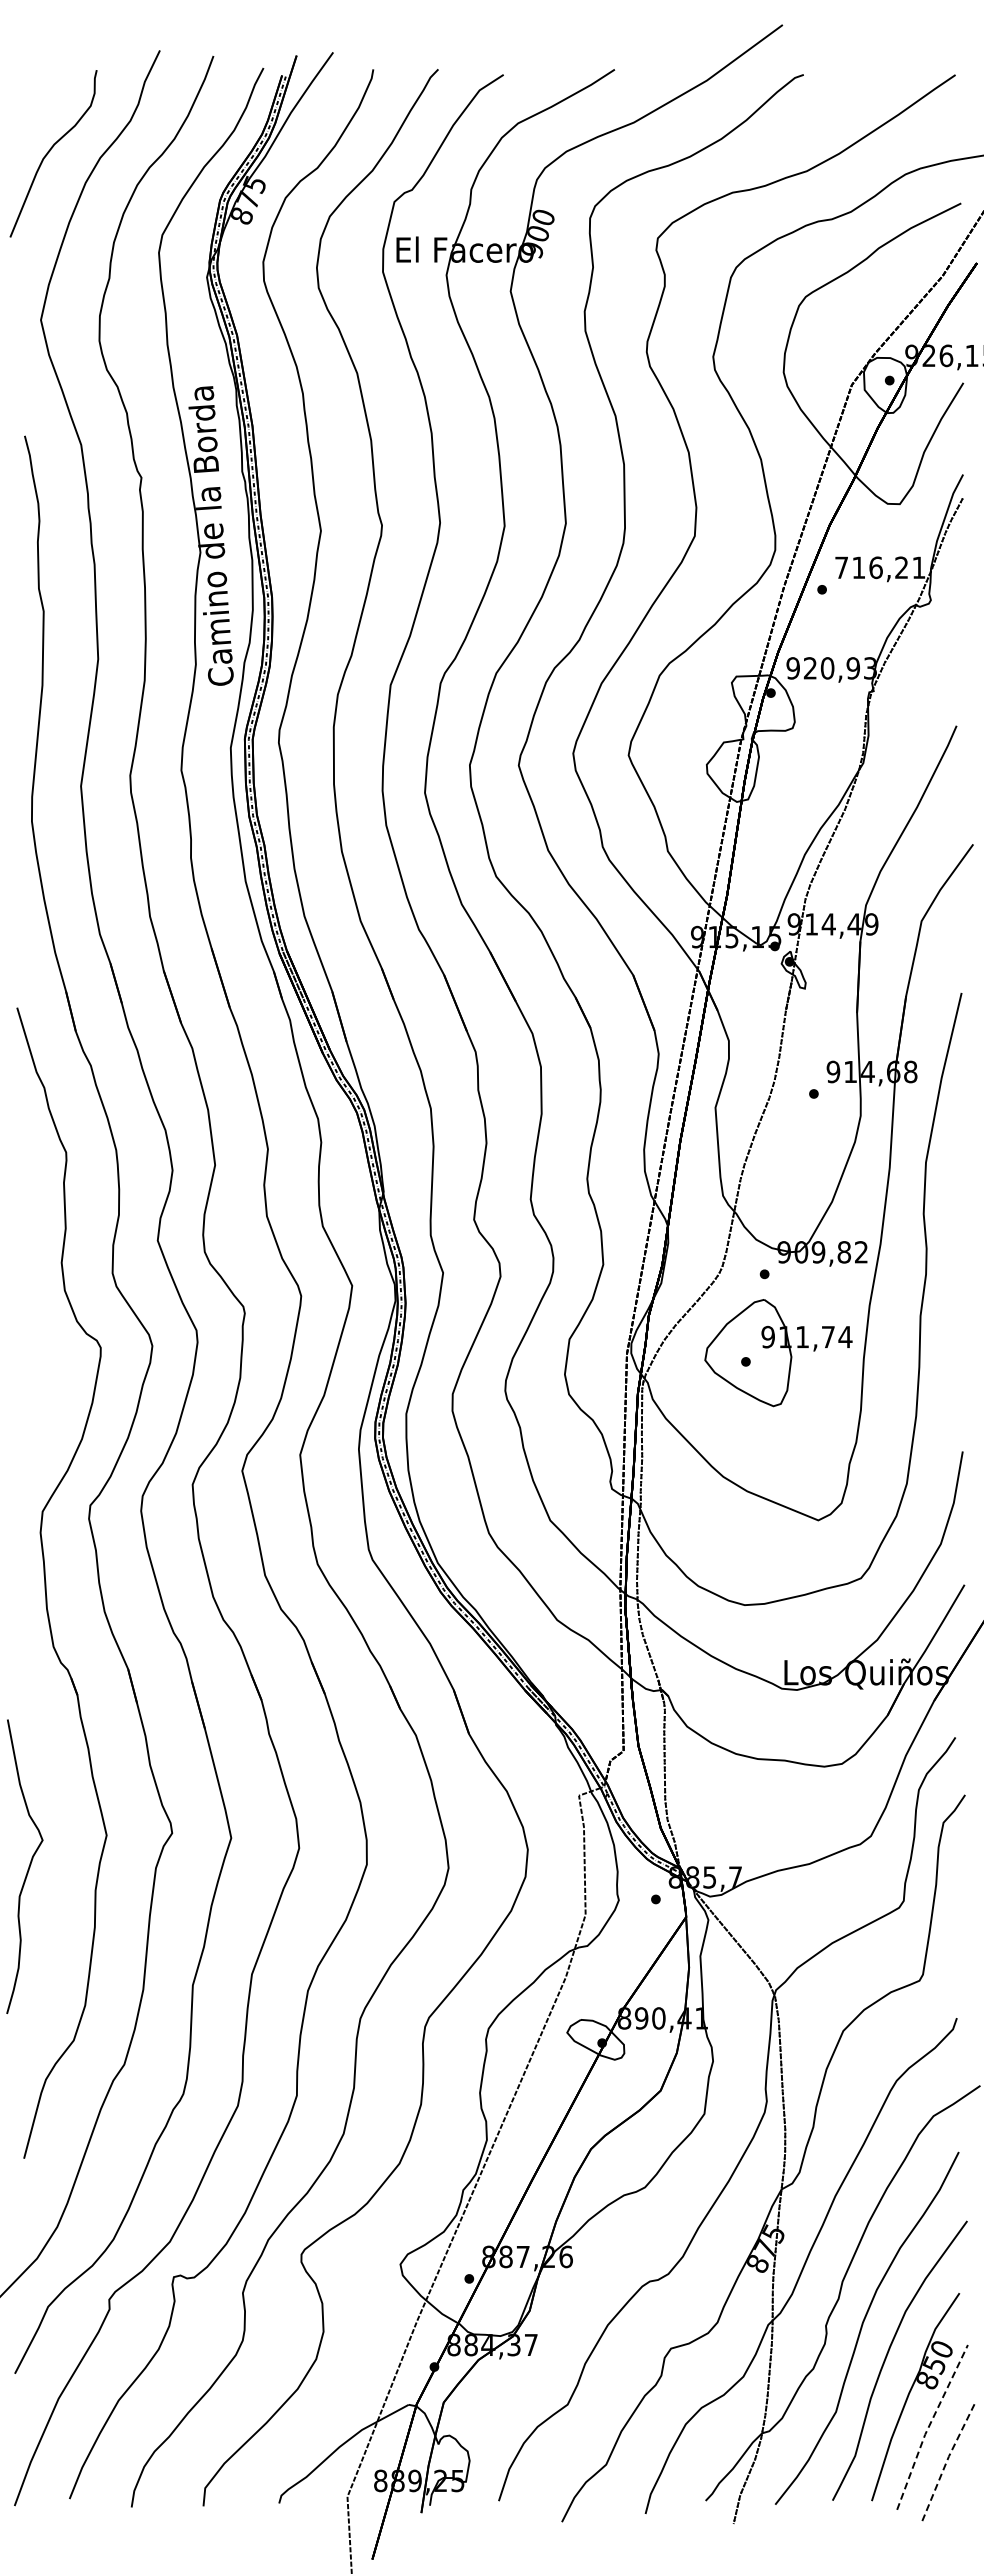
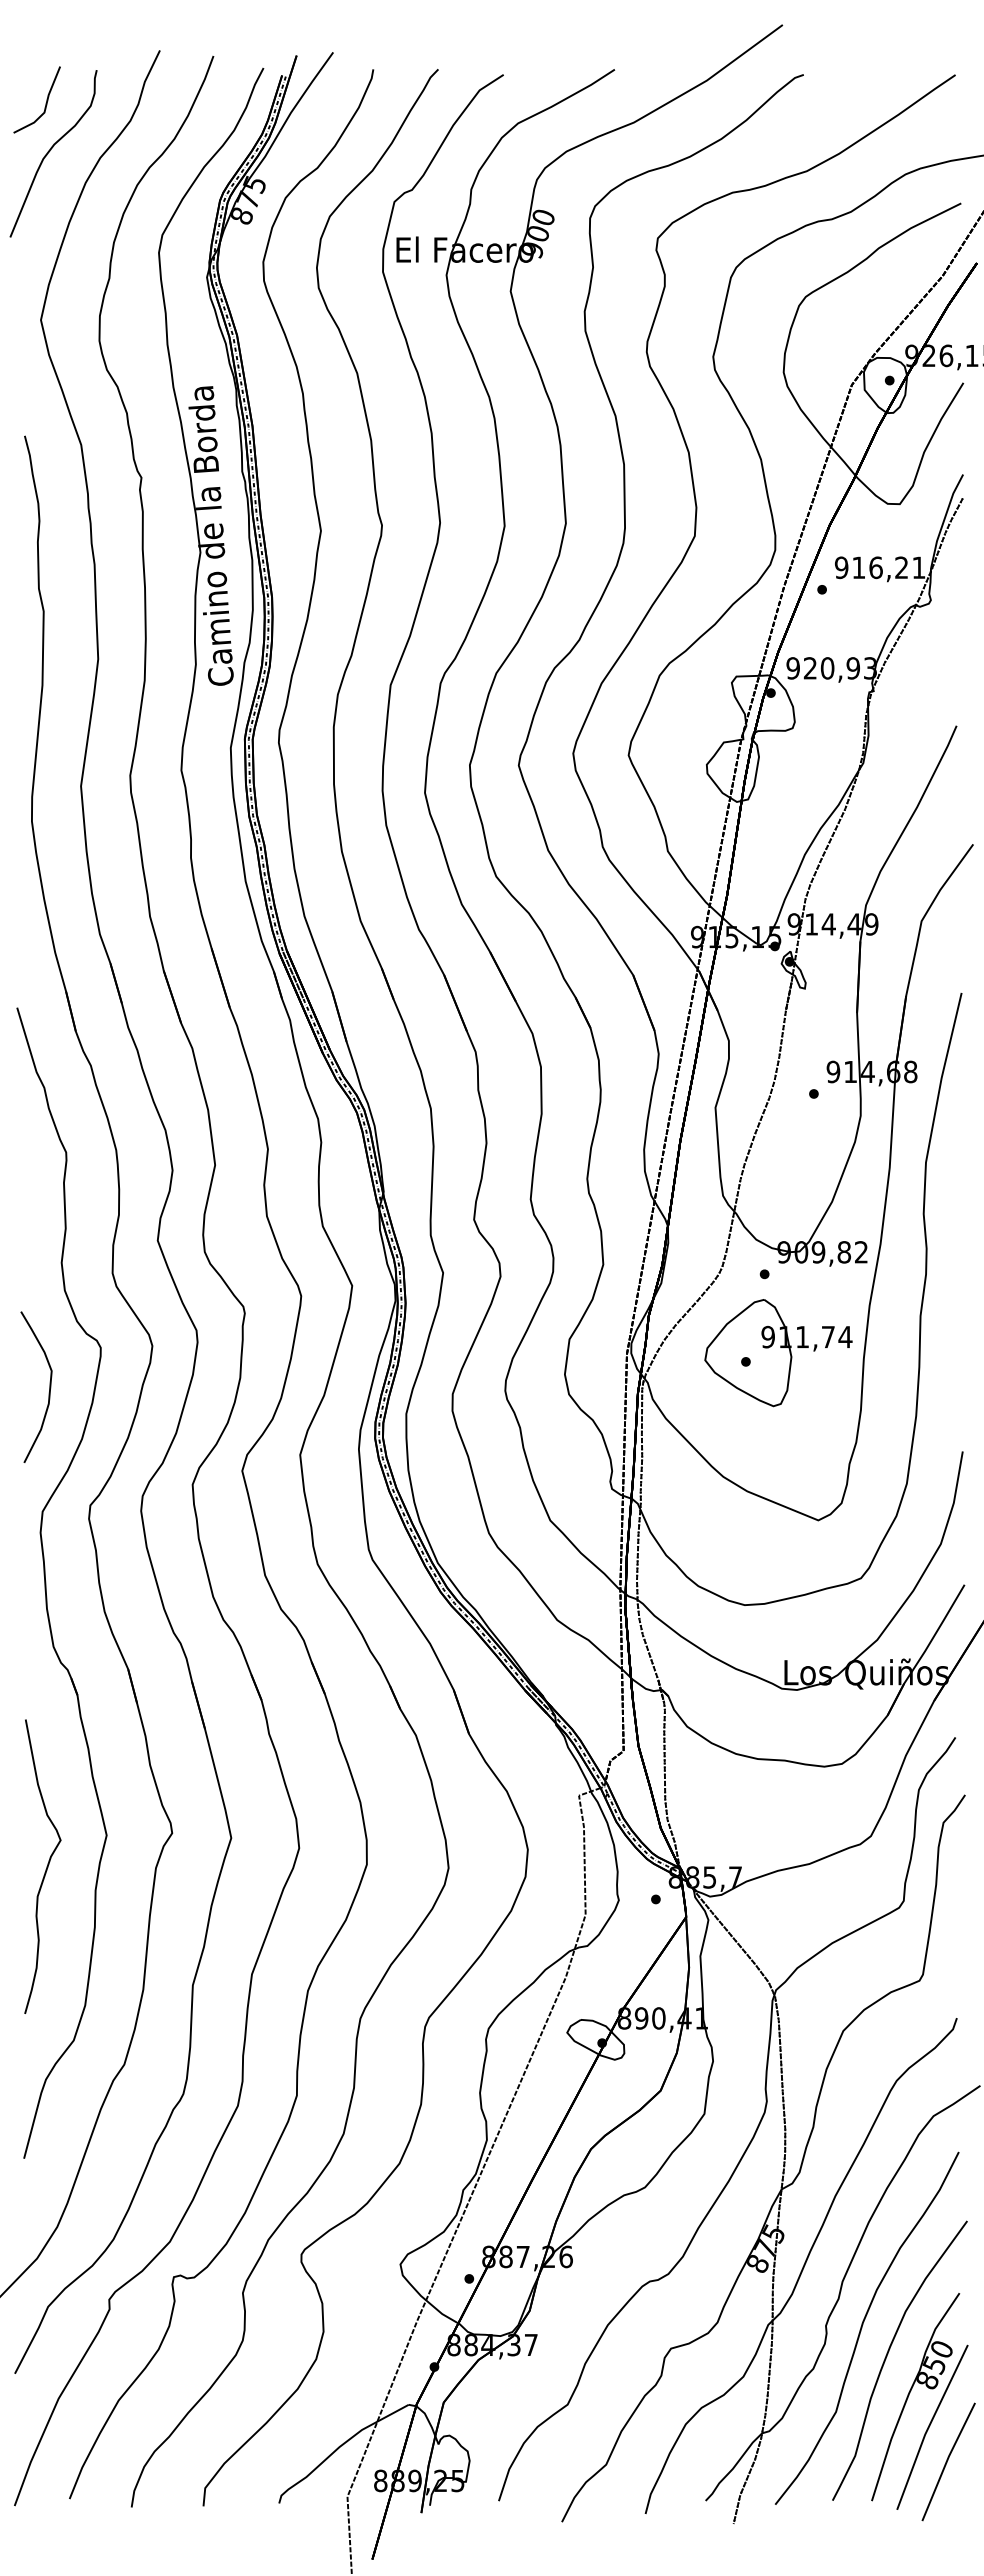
line: none -> present (45, 103)
text: 716,21 -> 916,21 (841, 567)
curve: none -> present (49, 1386)
curve position: (28, 1866) -> (46, 1866) (46, 1866)
line: dashed -> solid (929, 2426)
line: dashed -> solid (947, 2460)
